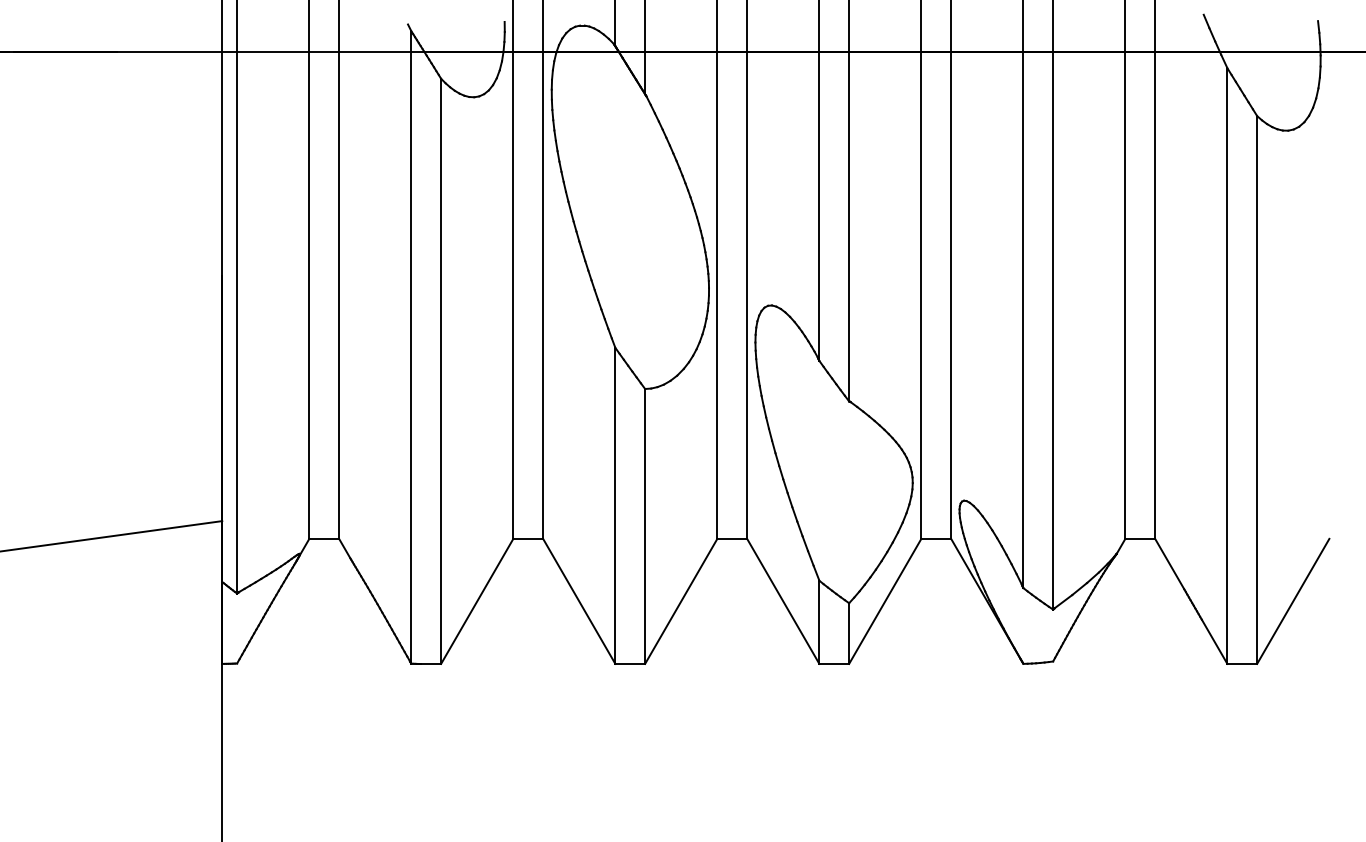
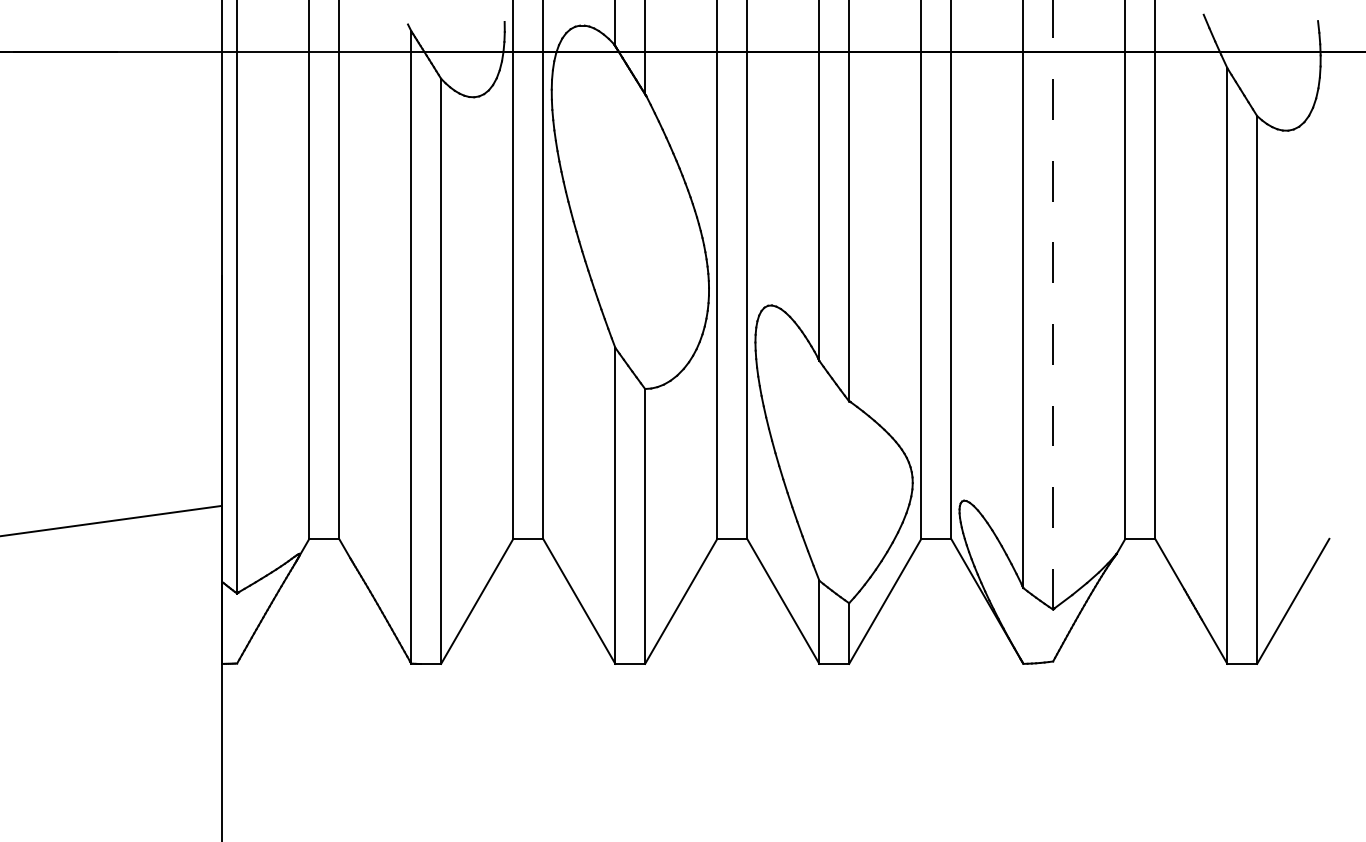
line: solid -> dashed (1053, 304)
line position: (112, 536) -> (111, 520) (111, 520)
